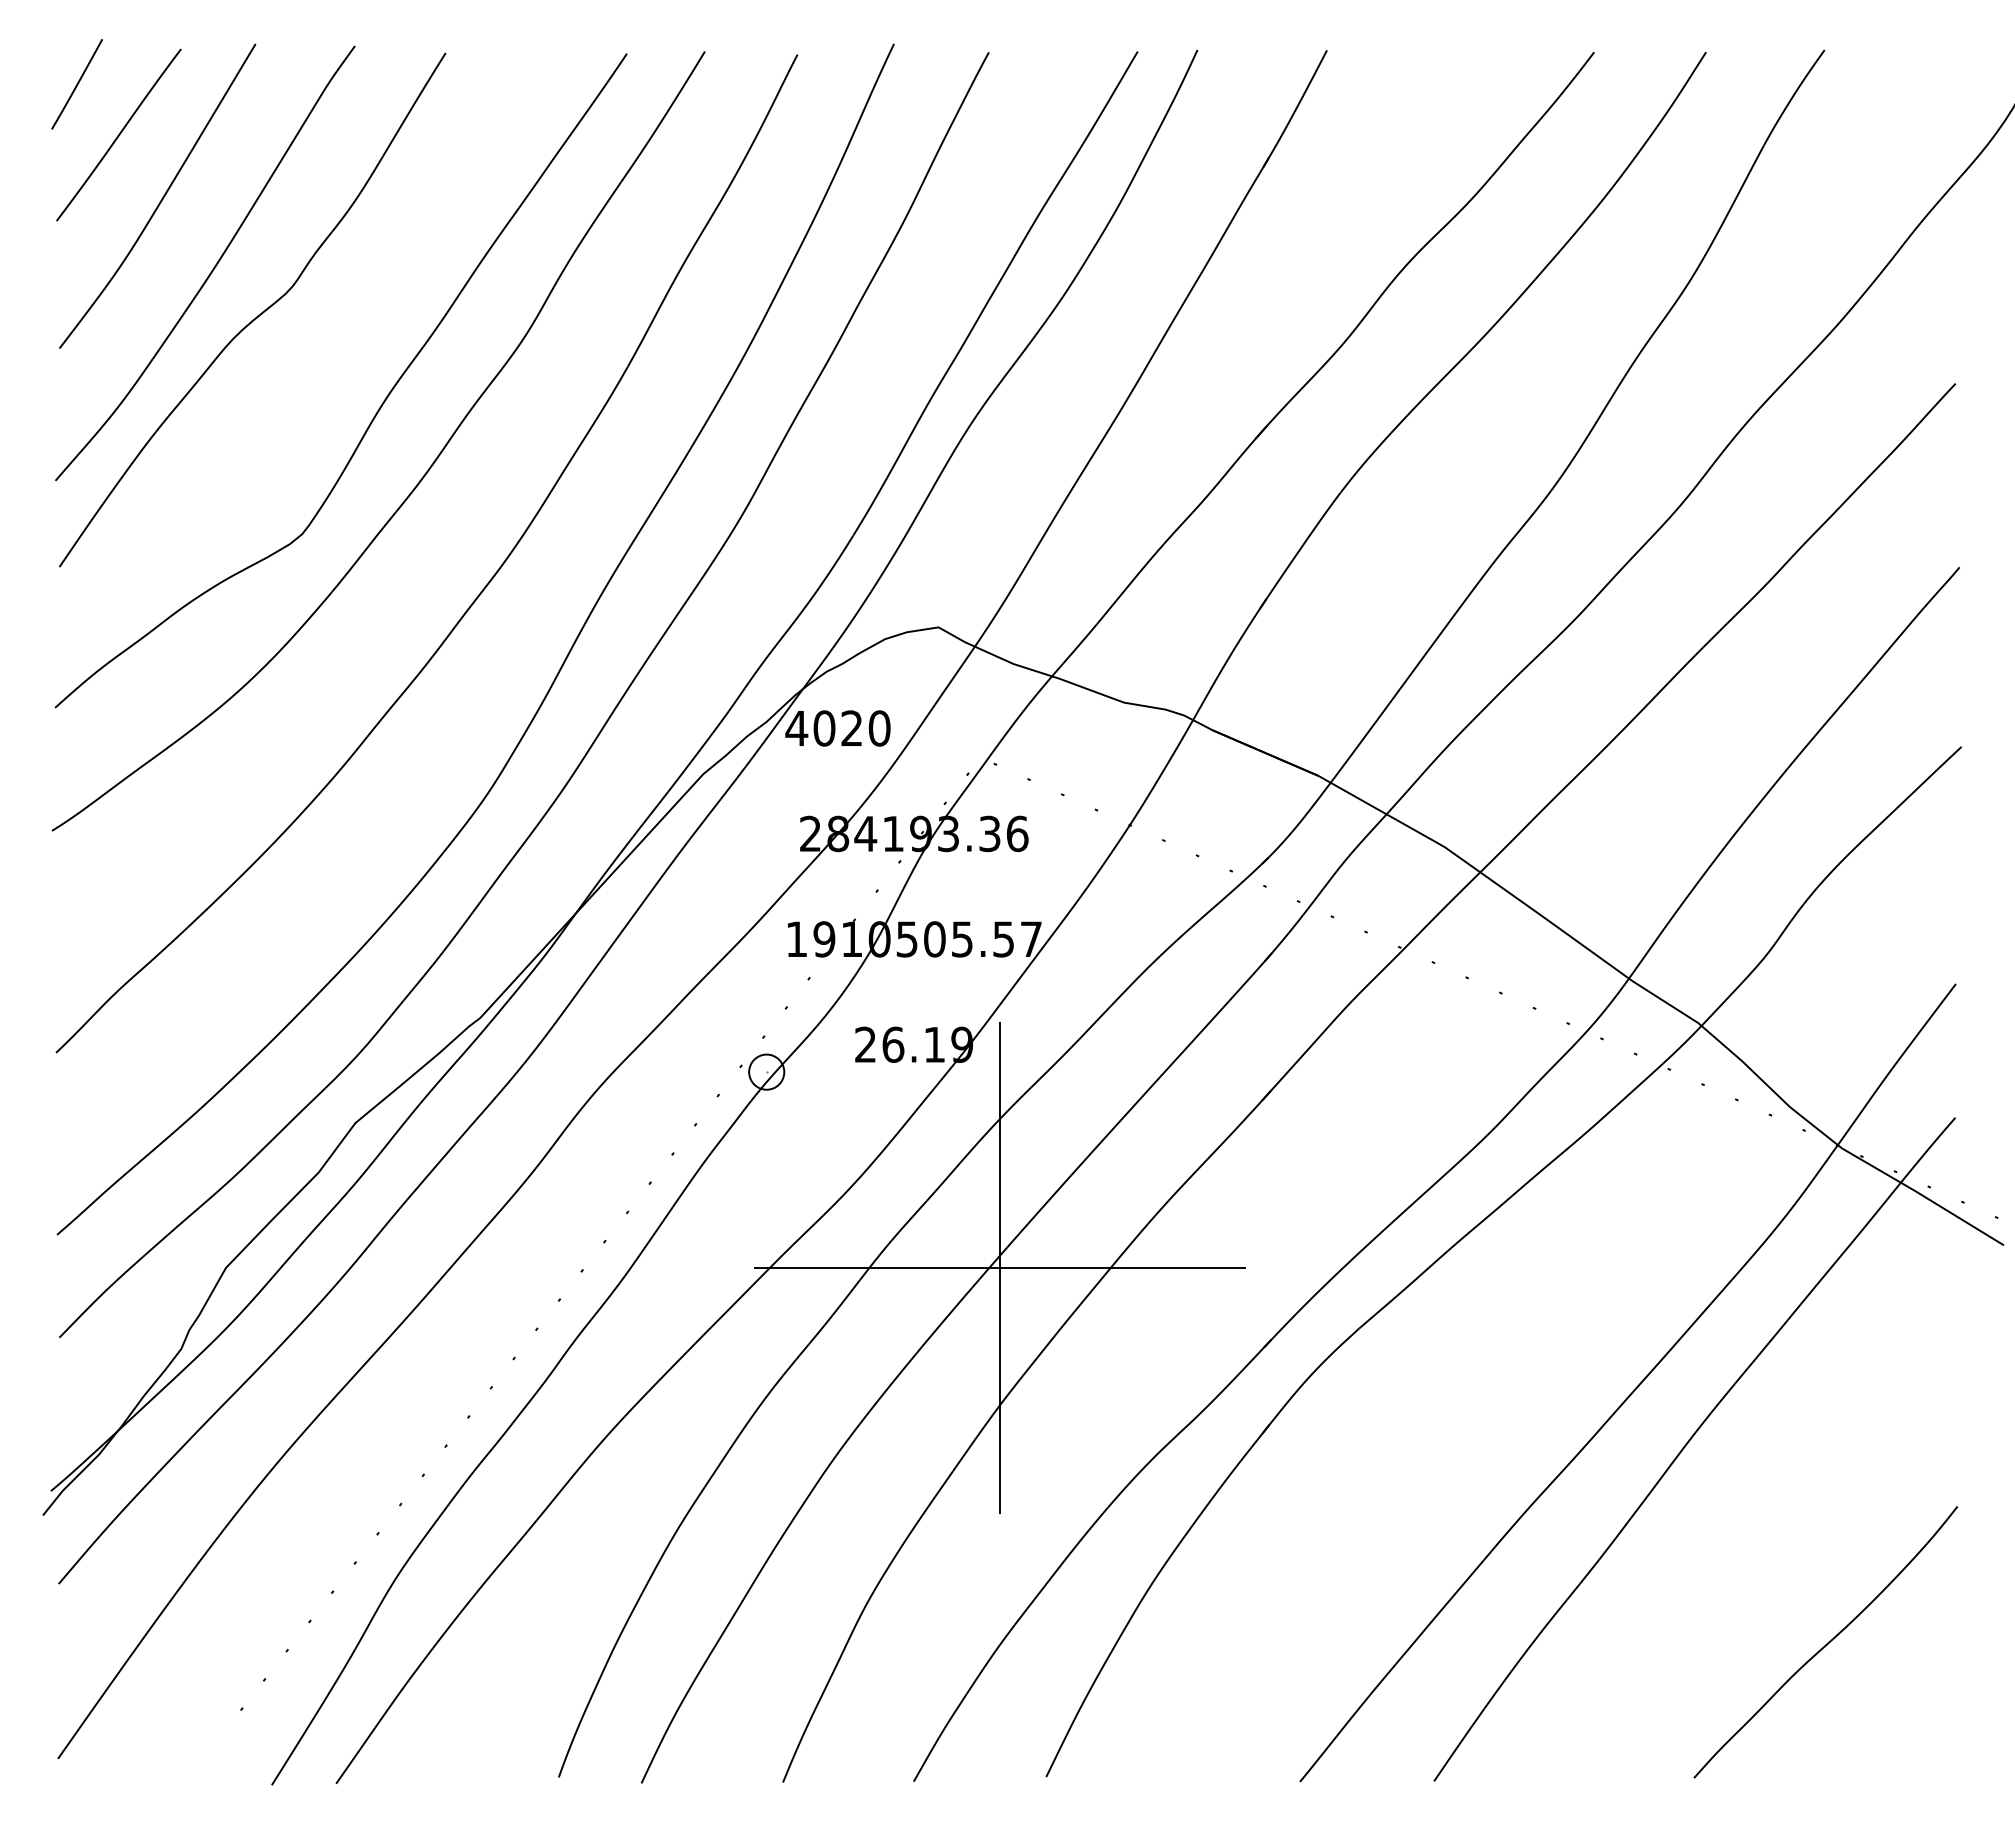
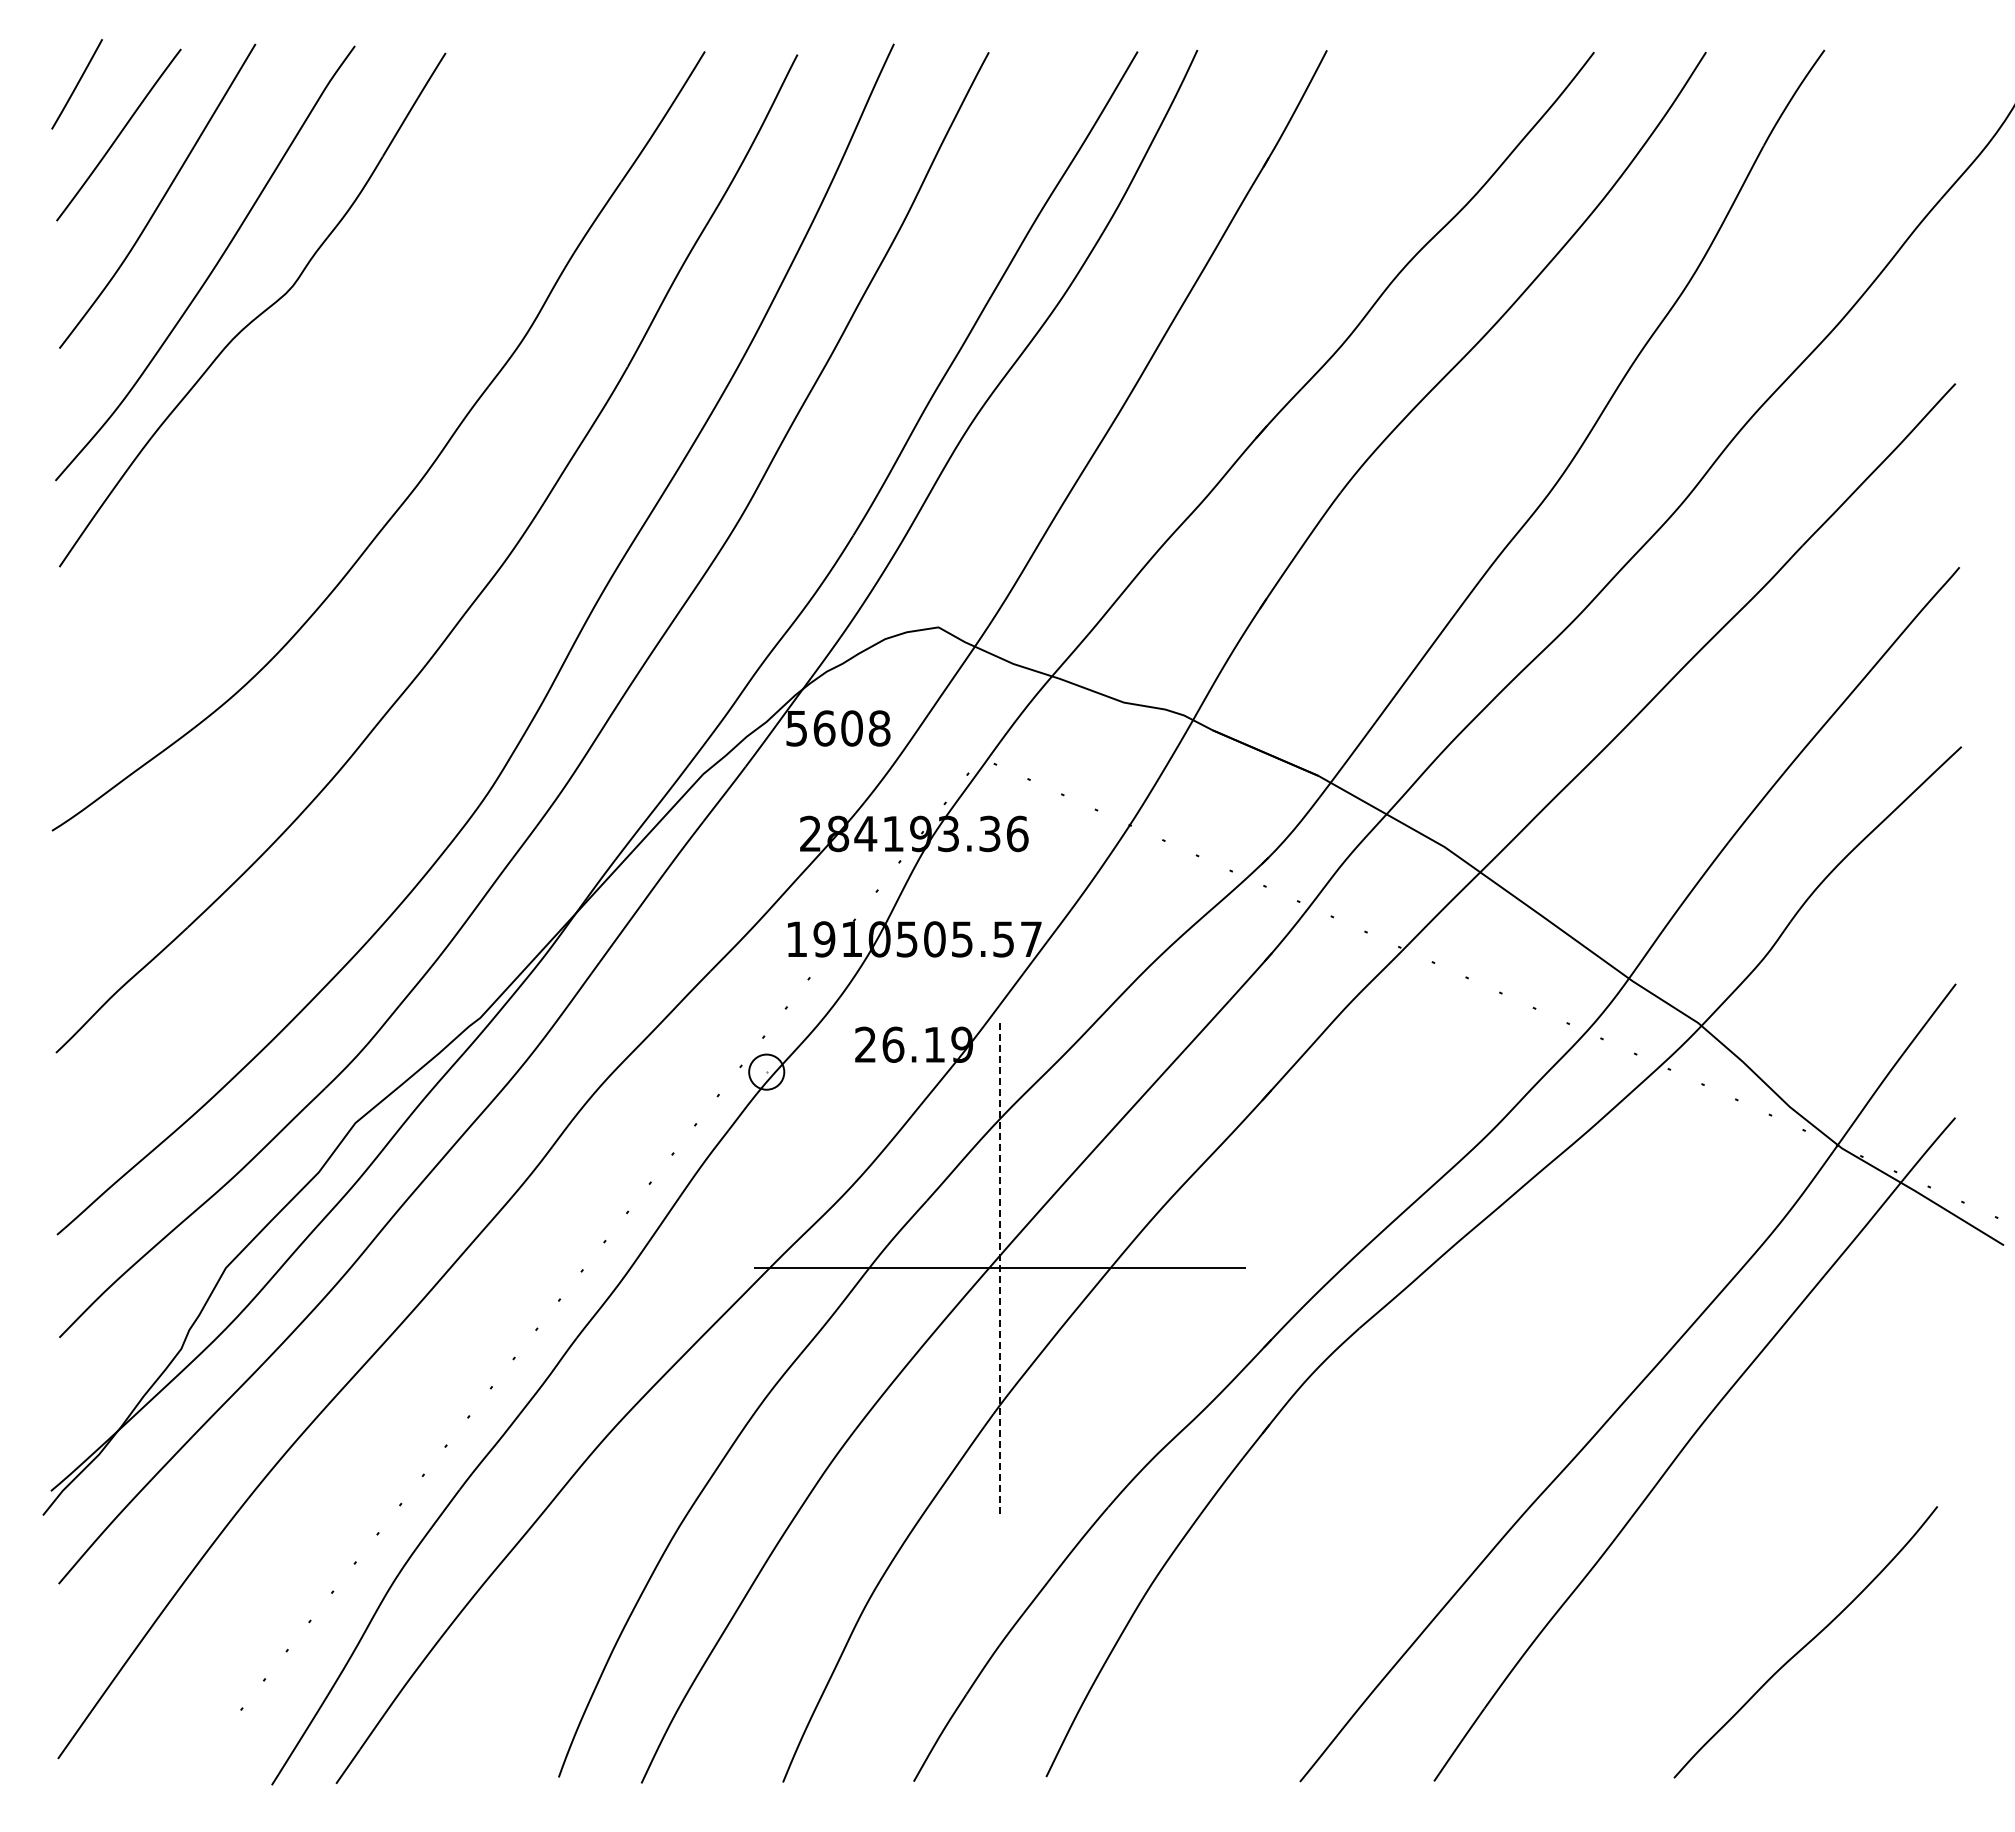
part: present -> none (380, 405)
text: 4020 -> 5608 (837, 728)
line: solid -> dashed (1000, 1267)
curve position: (1826, 1643) -> (1806, 1643) (1806, 1643)
